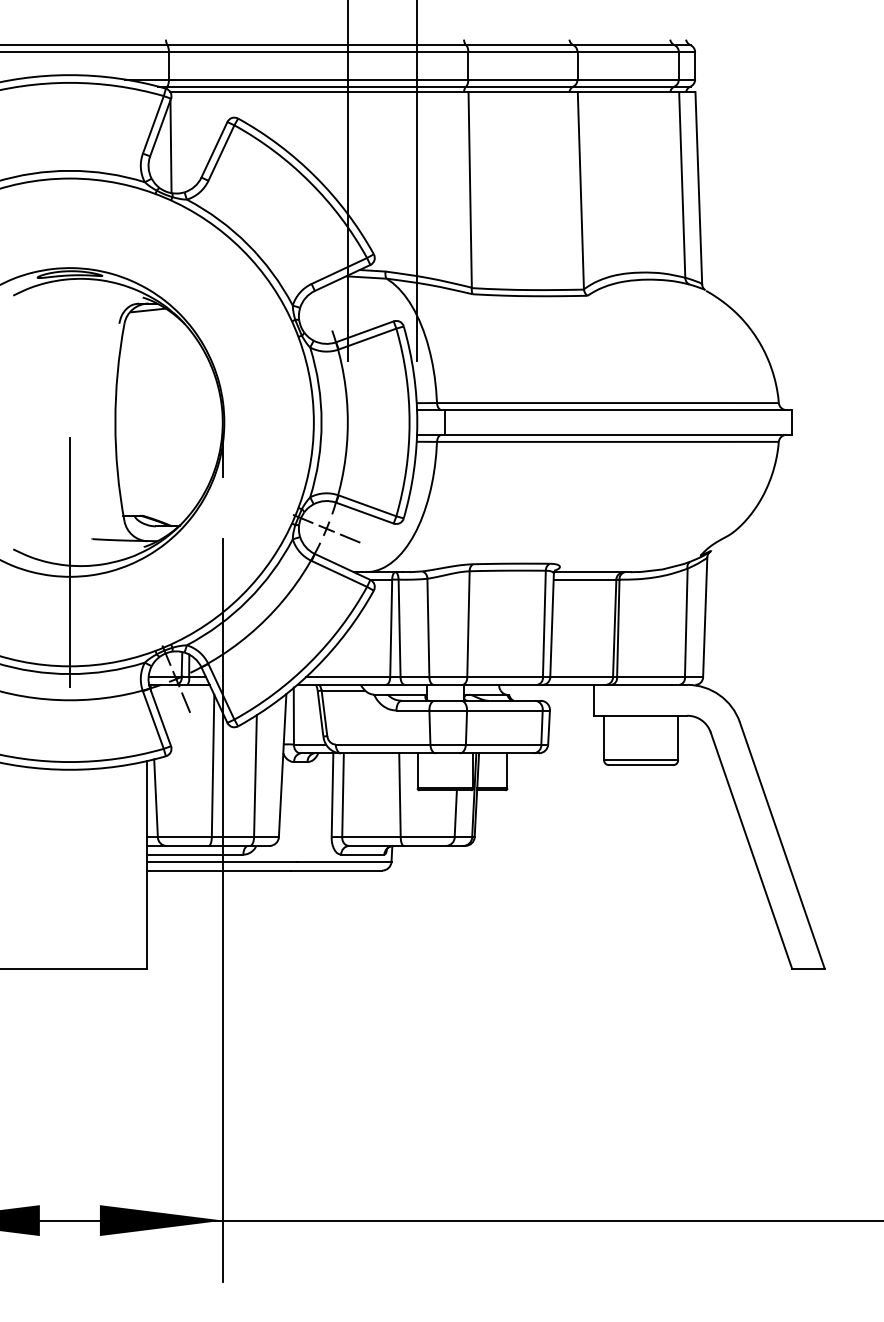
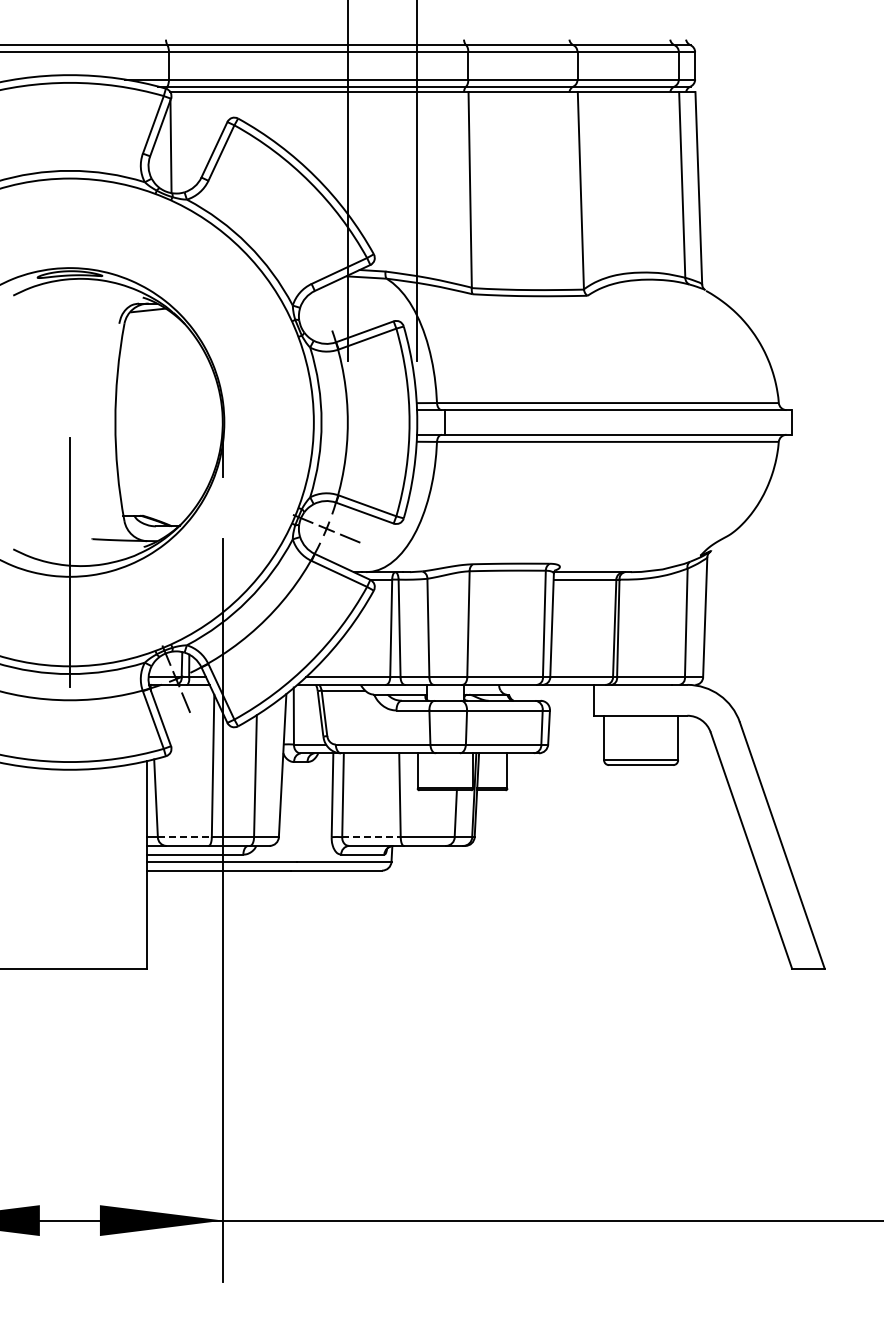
line: solid -> dashed (184, 837)
line: solid -> dashed (371, 837)
